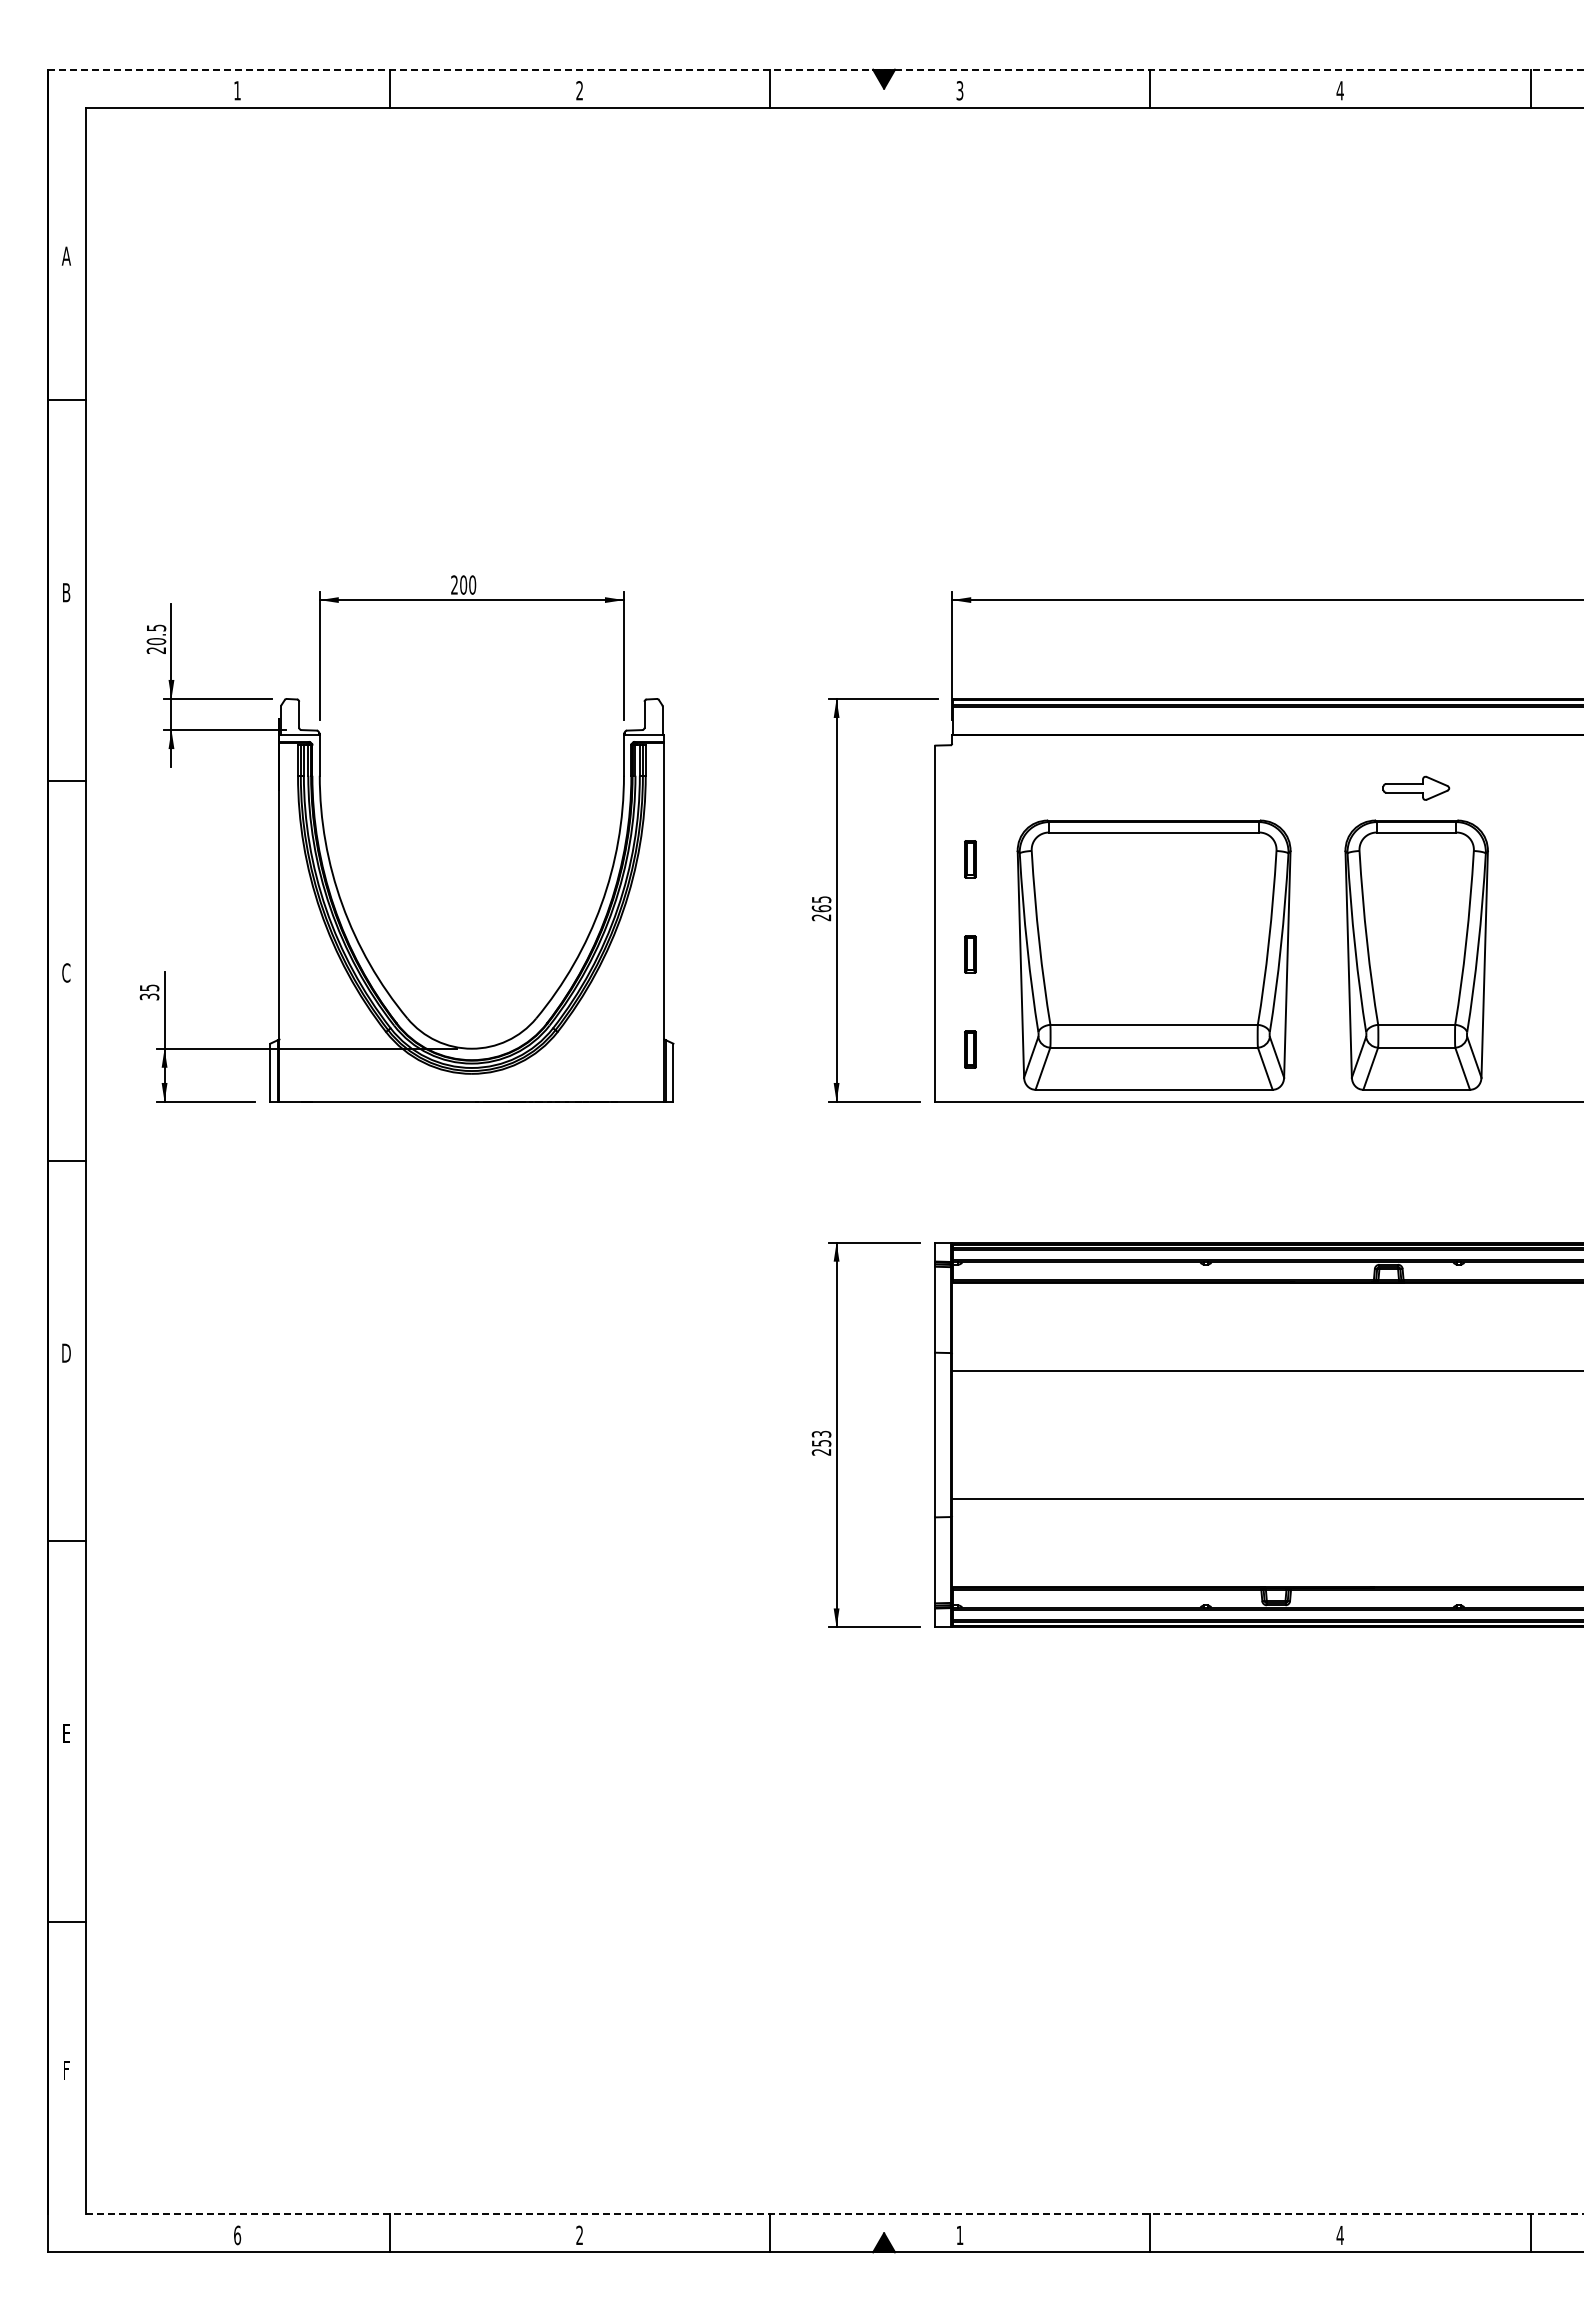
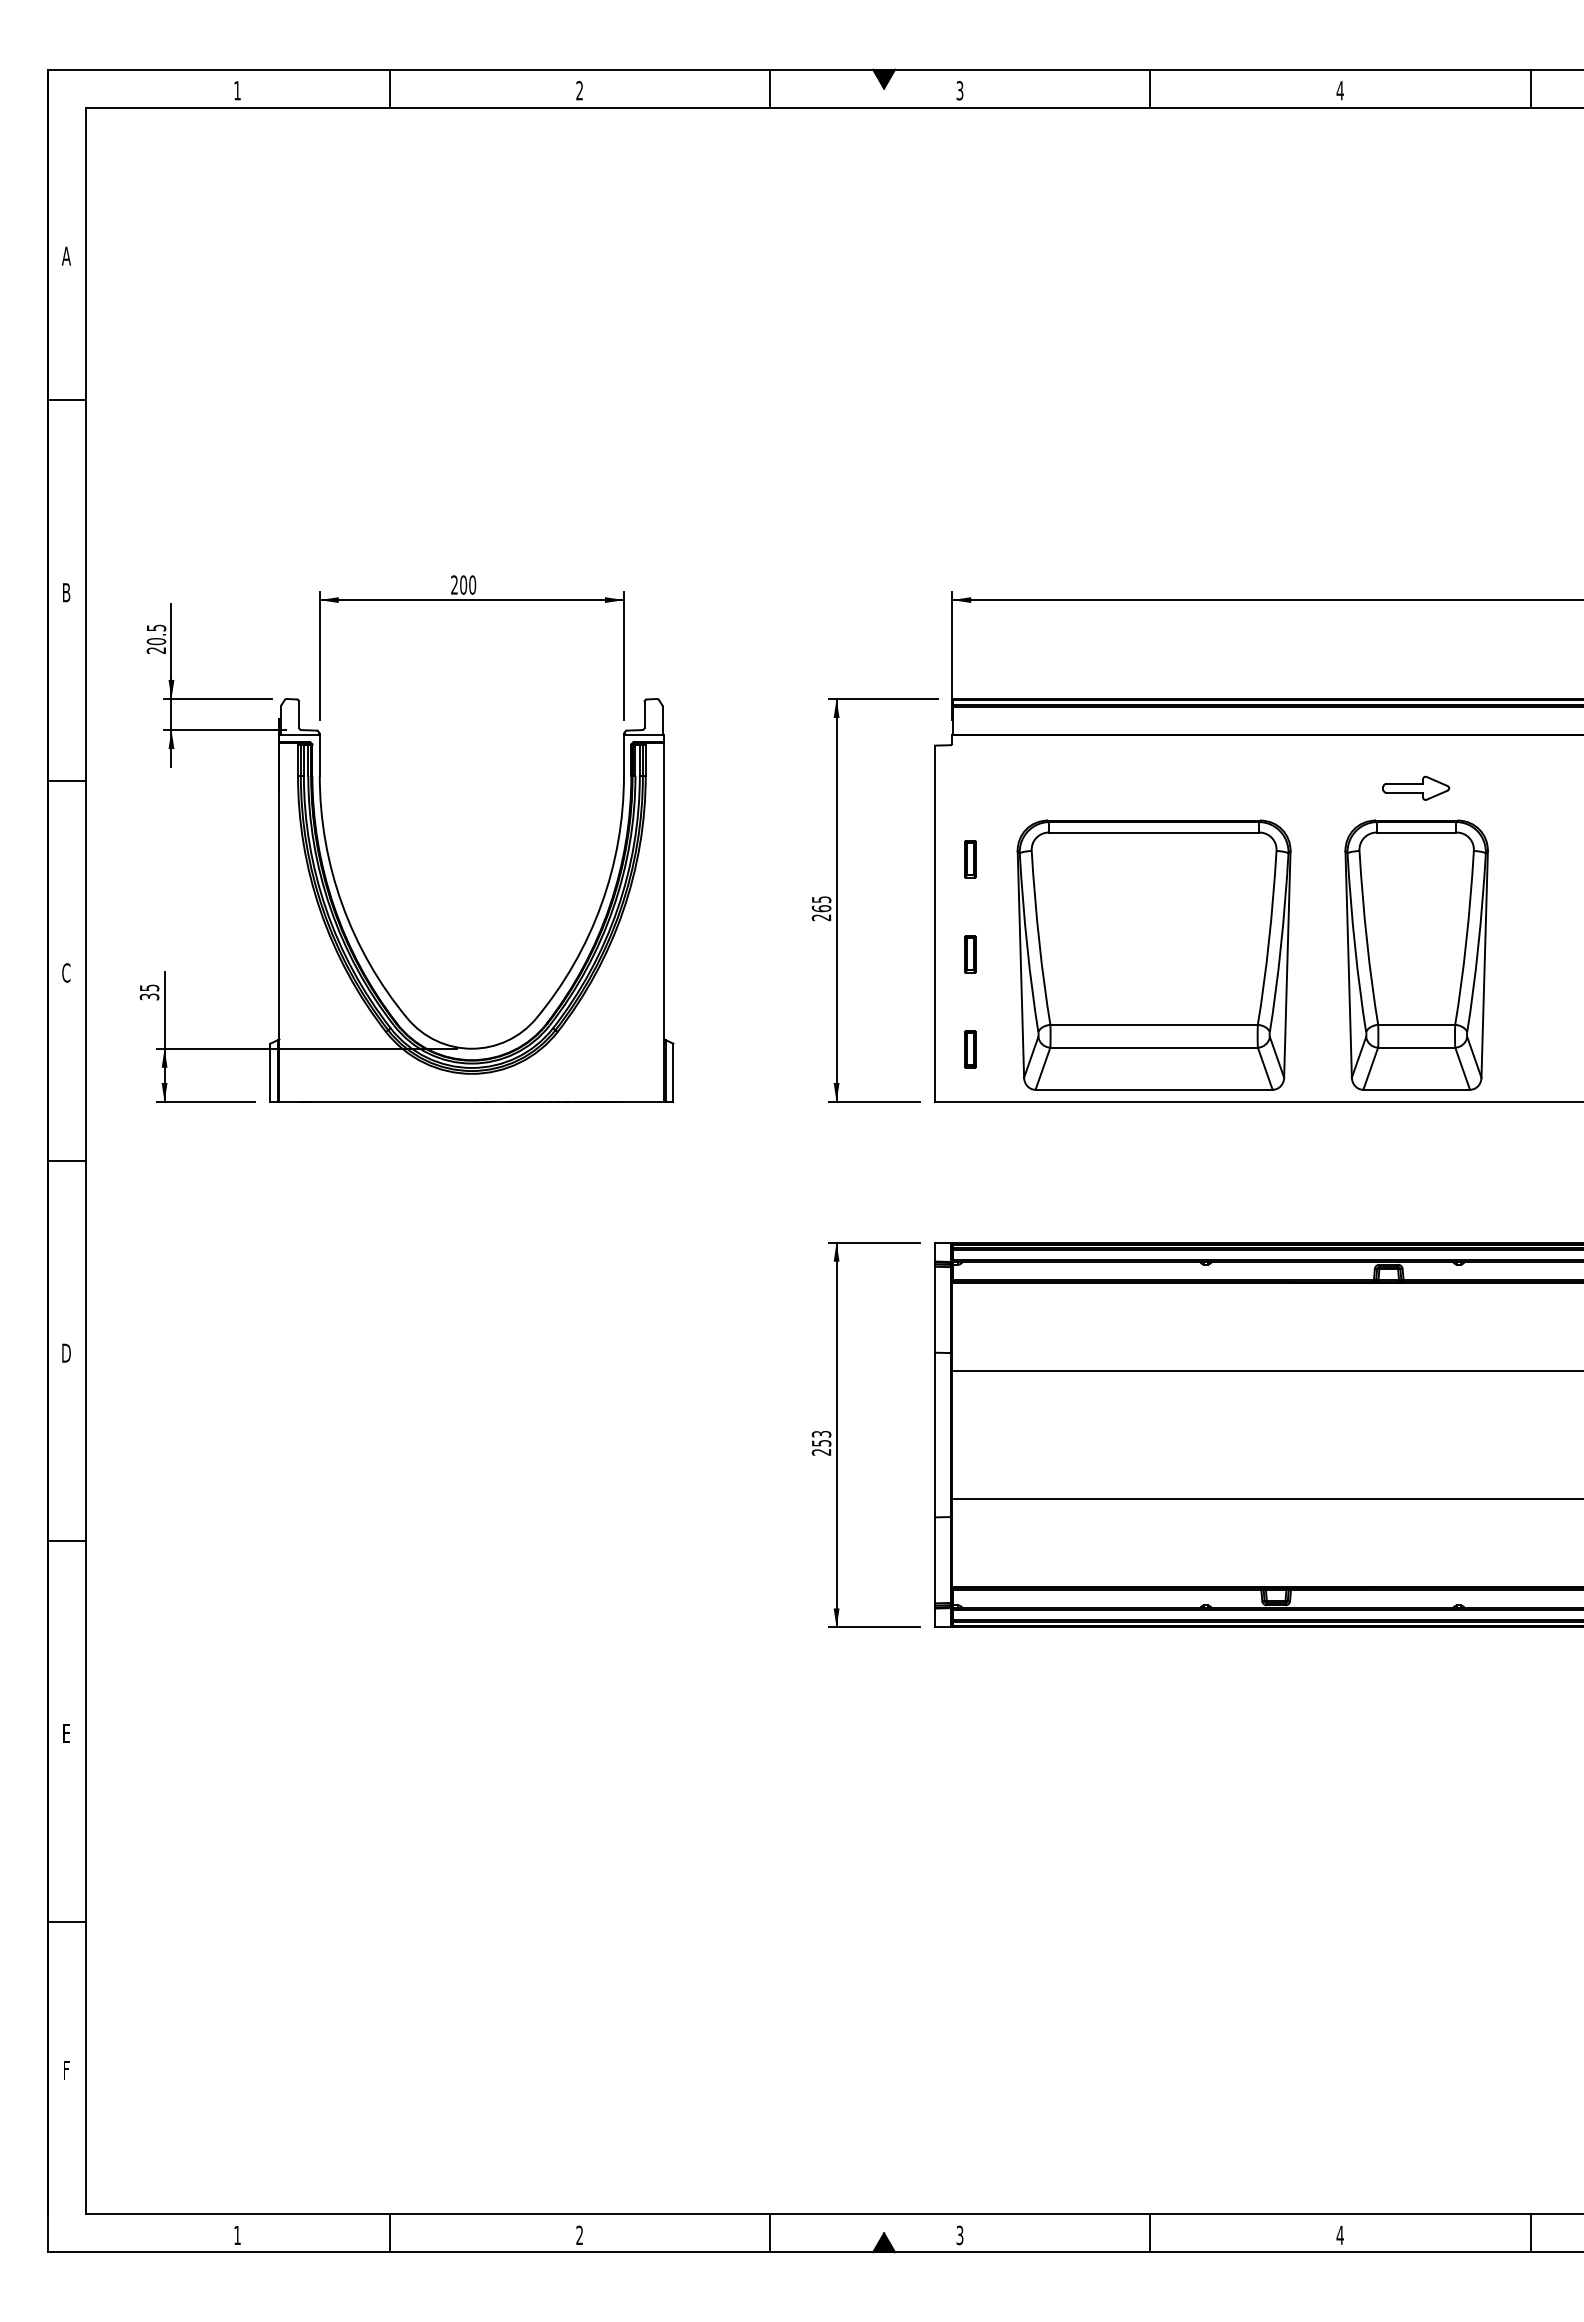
line: dashed -> solid (815, 69)
line: dashed -> solid (834, 2214)
text: 6 -> 1 (237, 2235)
text: 1 -> 3 (959, 2235)
